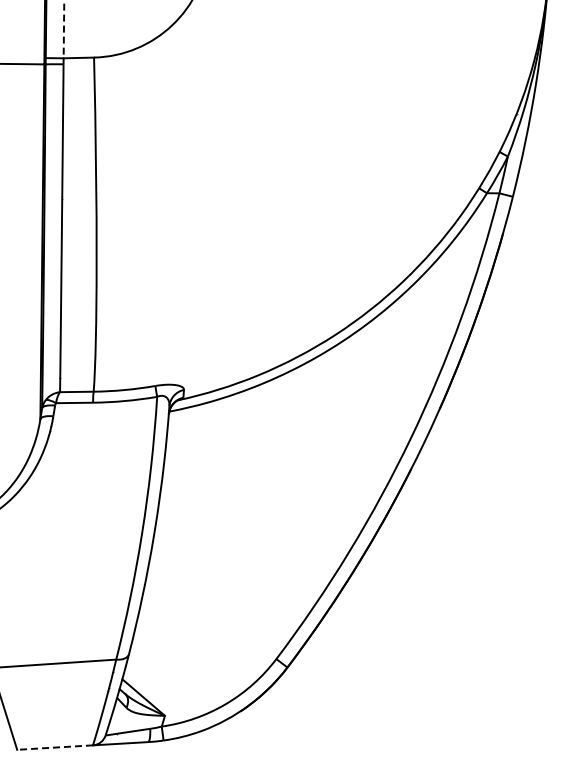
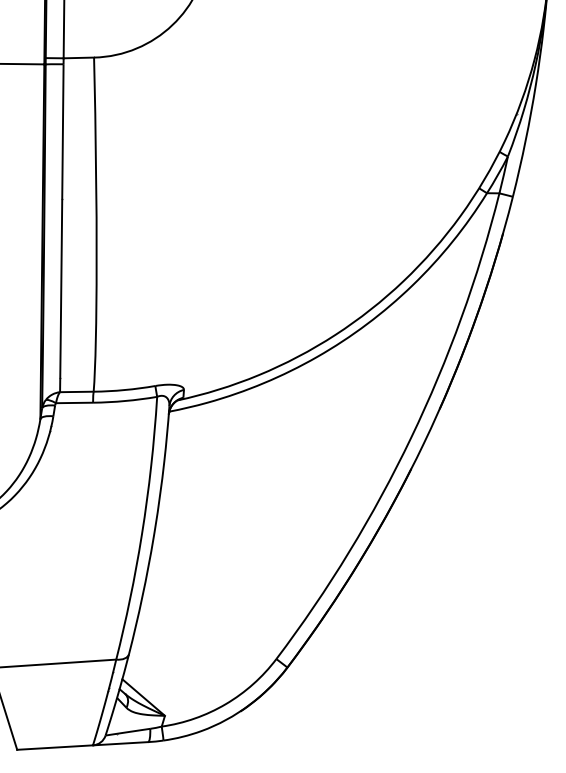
line: dashed -> solid (63, 29)
line: dashed -> solid (55, 747)
